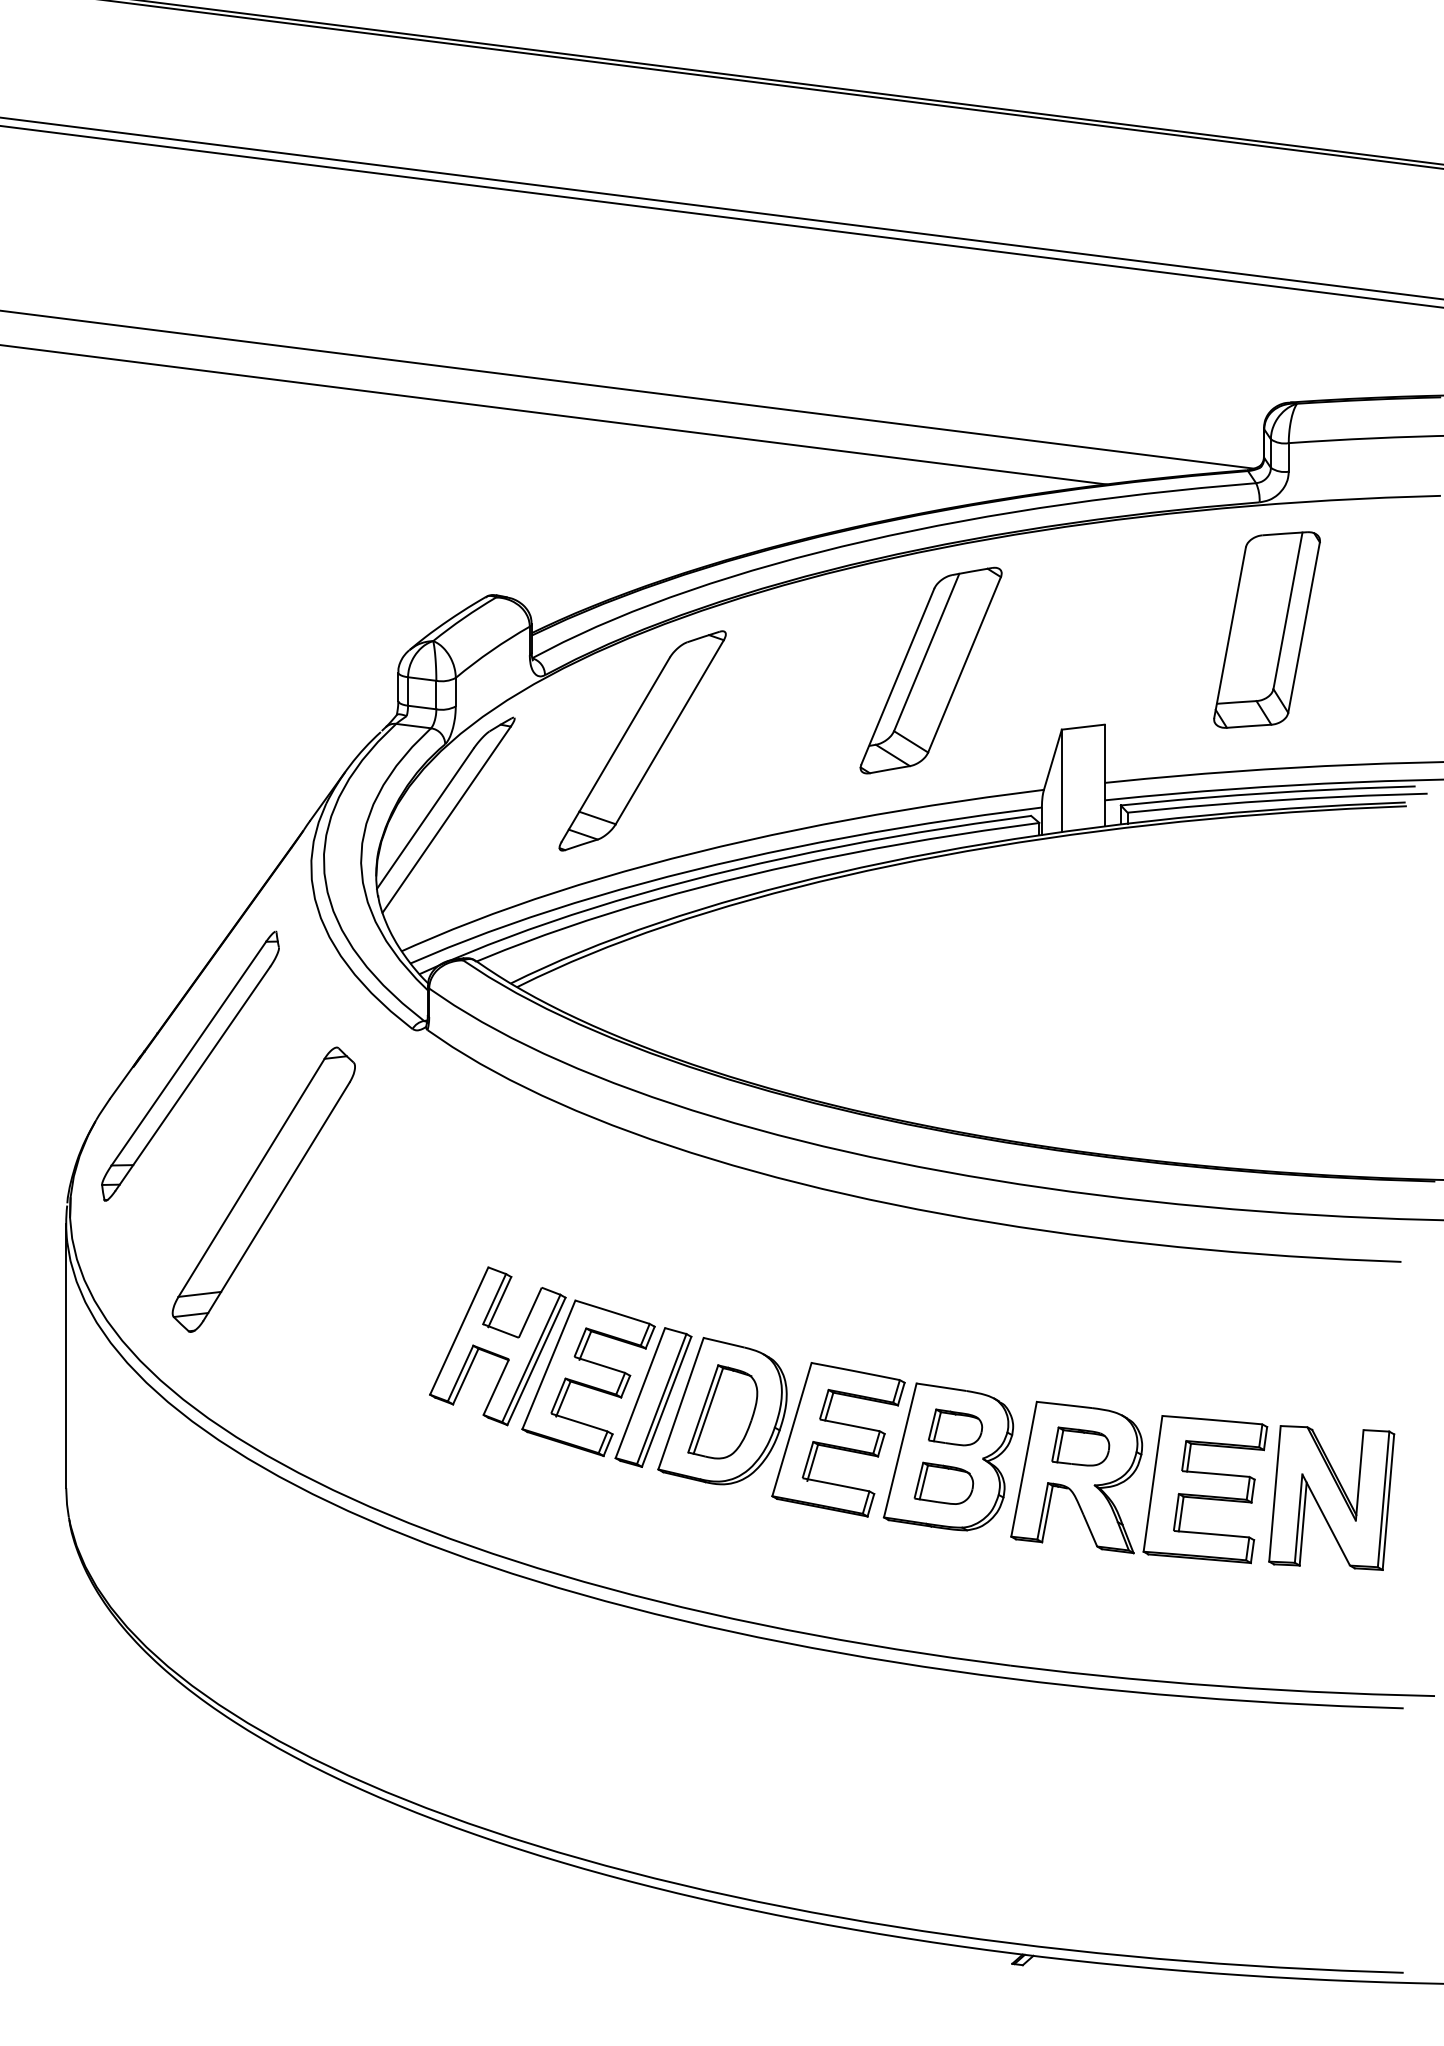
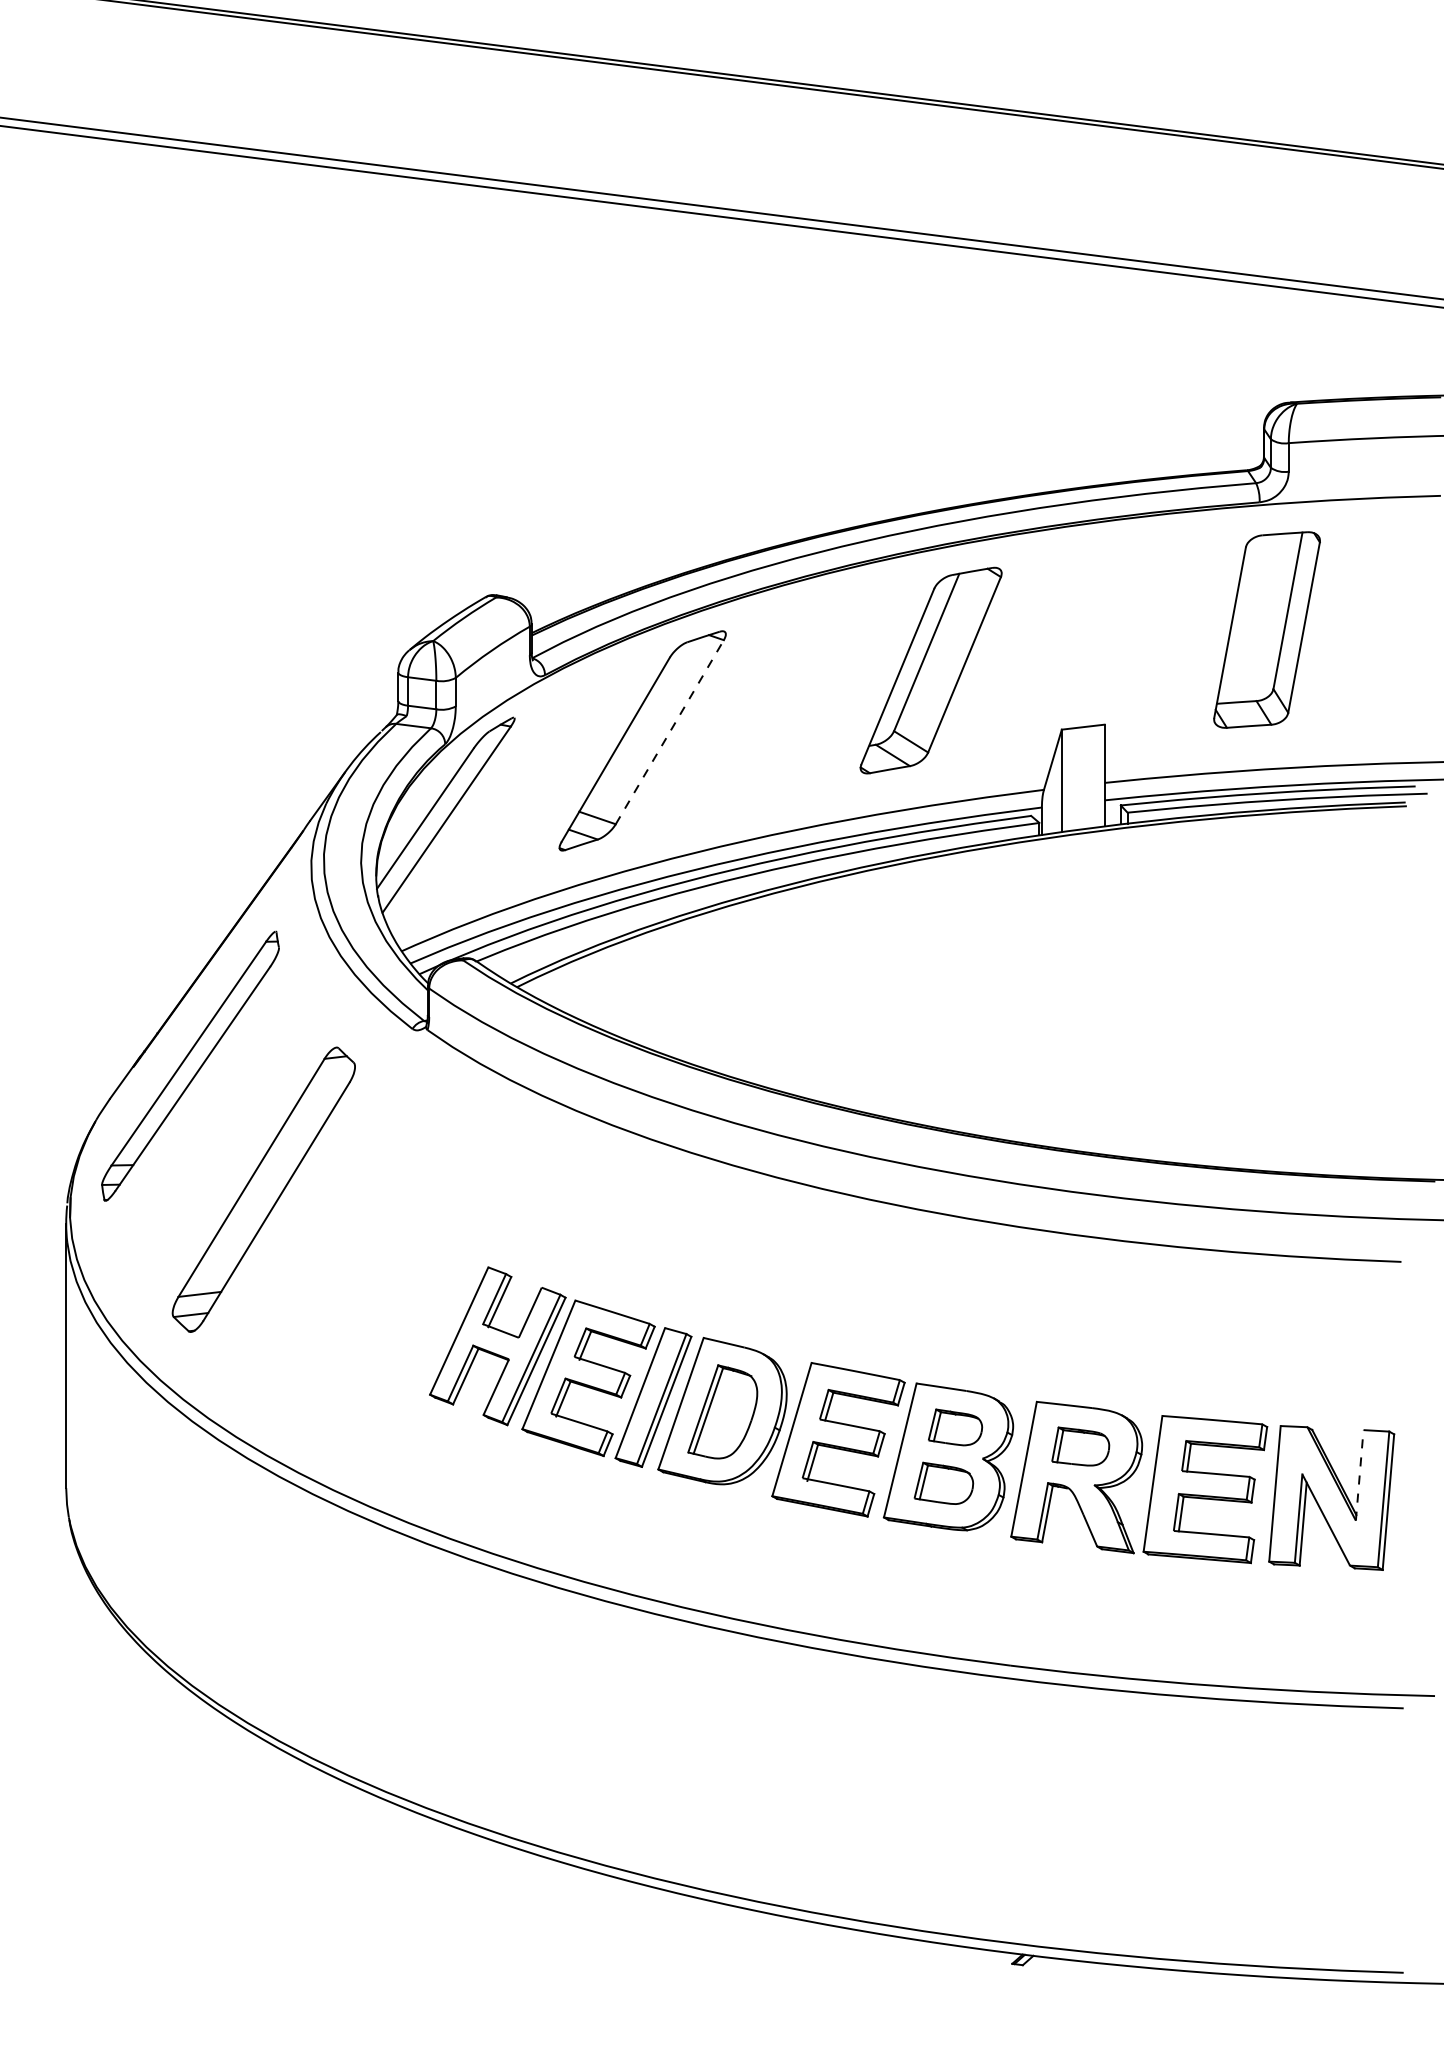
line: present -> none (627, 389)
line: present -> none (554, 414)
line: solid -> dashed (669, 732)
line: solid -> dashed (1359, 1474)
